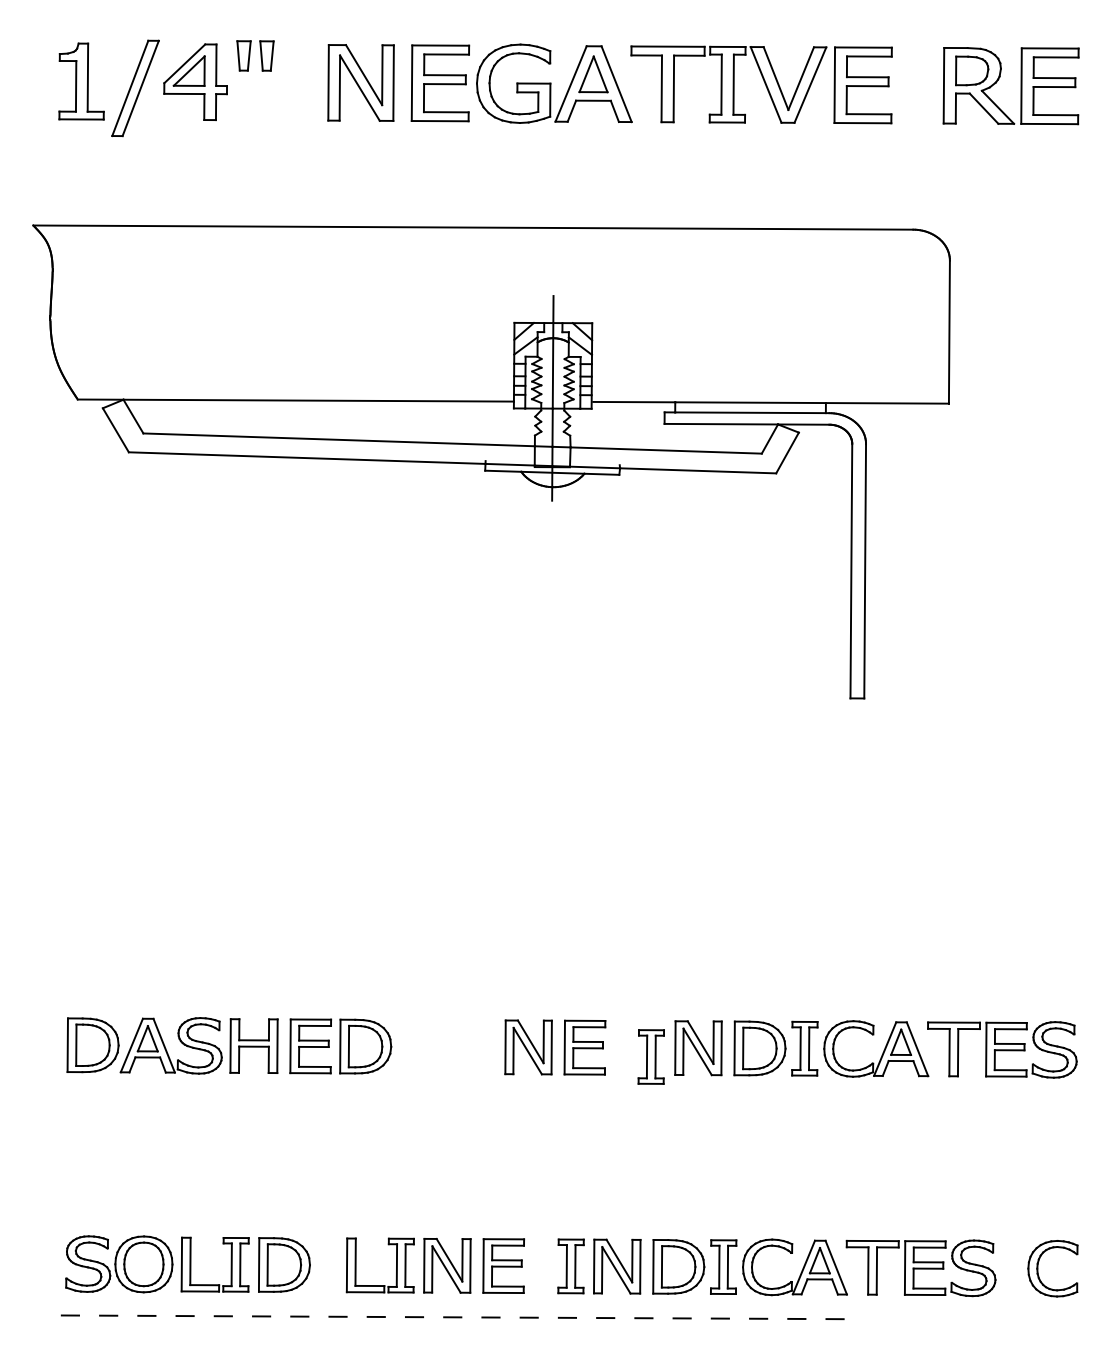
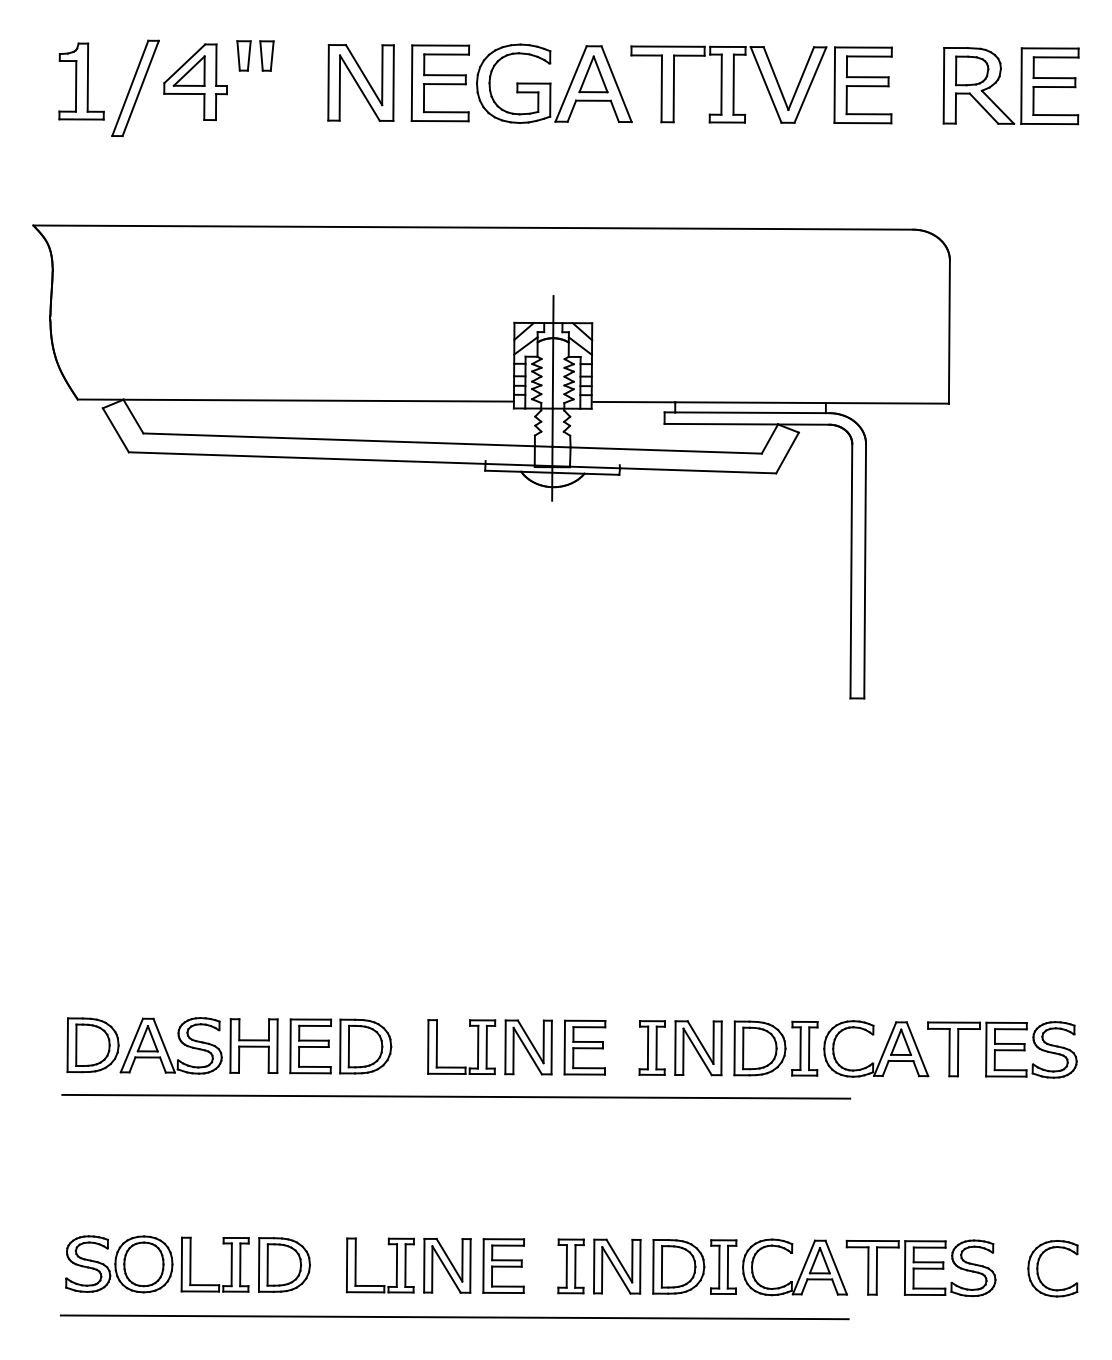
part: none -> present (477, 1047)
part position: (650, 1056) -> (651, 1047) (651, 1047)
line: none -> present (456, 1096)
line: dashed -> solid (454, 1317)
